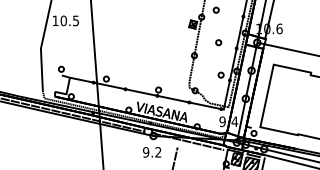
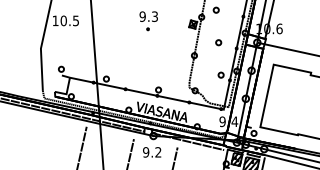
part: none -> present (148, 21)
line: none -> present (81, 146)
line: none -> present (130, 152)
